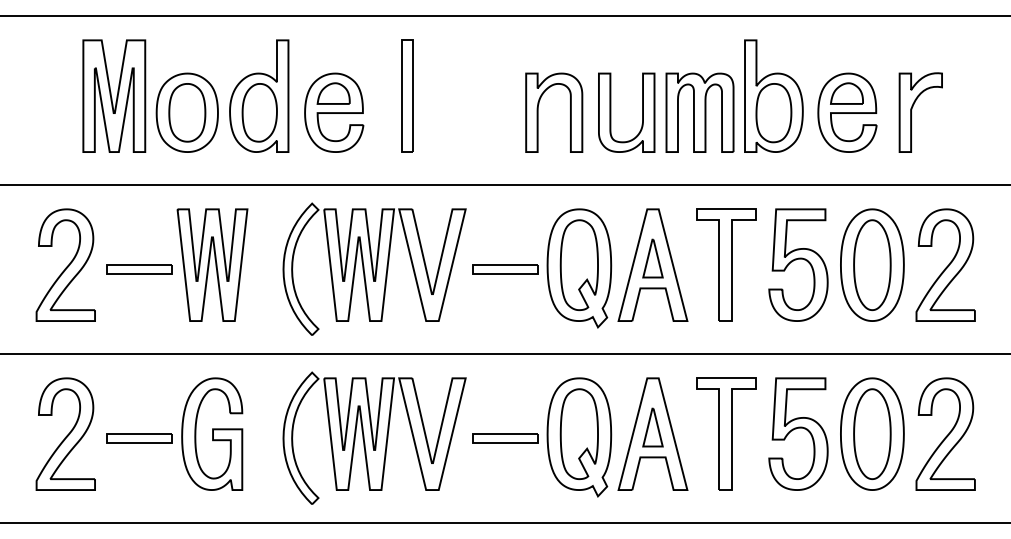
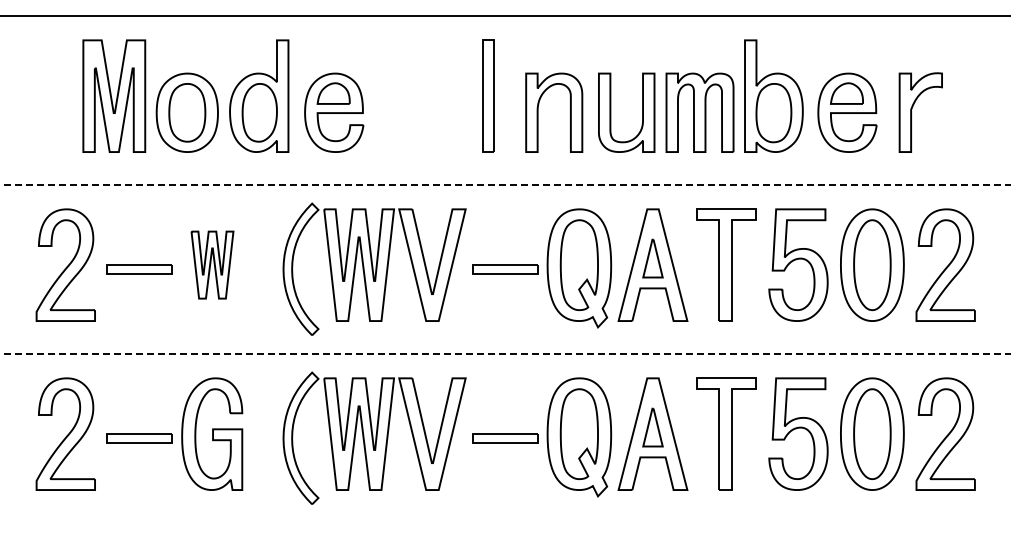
part position: (407, 95) -> (488, 95) (488, 95)
line: solid -> dashed (505, 185)
part size: 73x114 px -> 45x70 px (212, 264)
line: solid -> dashed (505, 353)
line: present -> none (504, 522)
